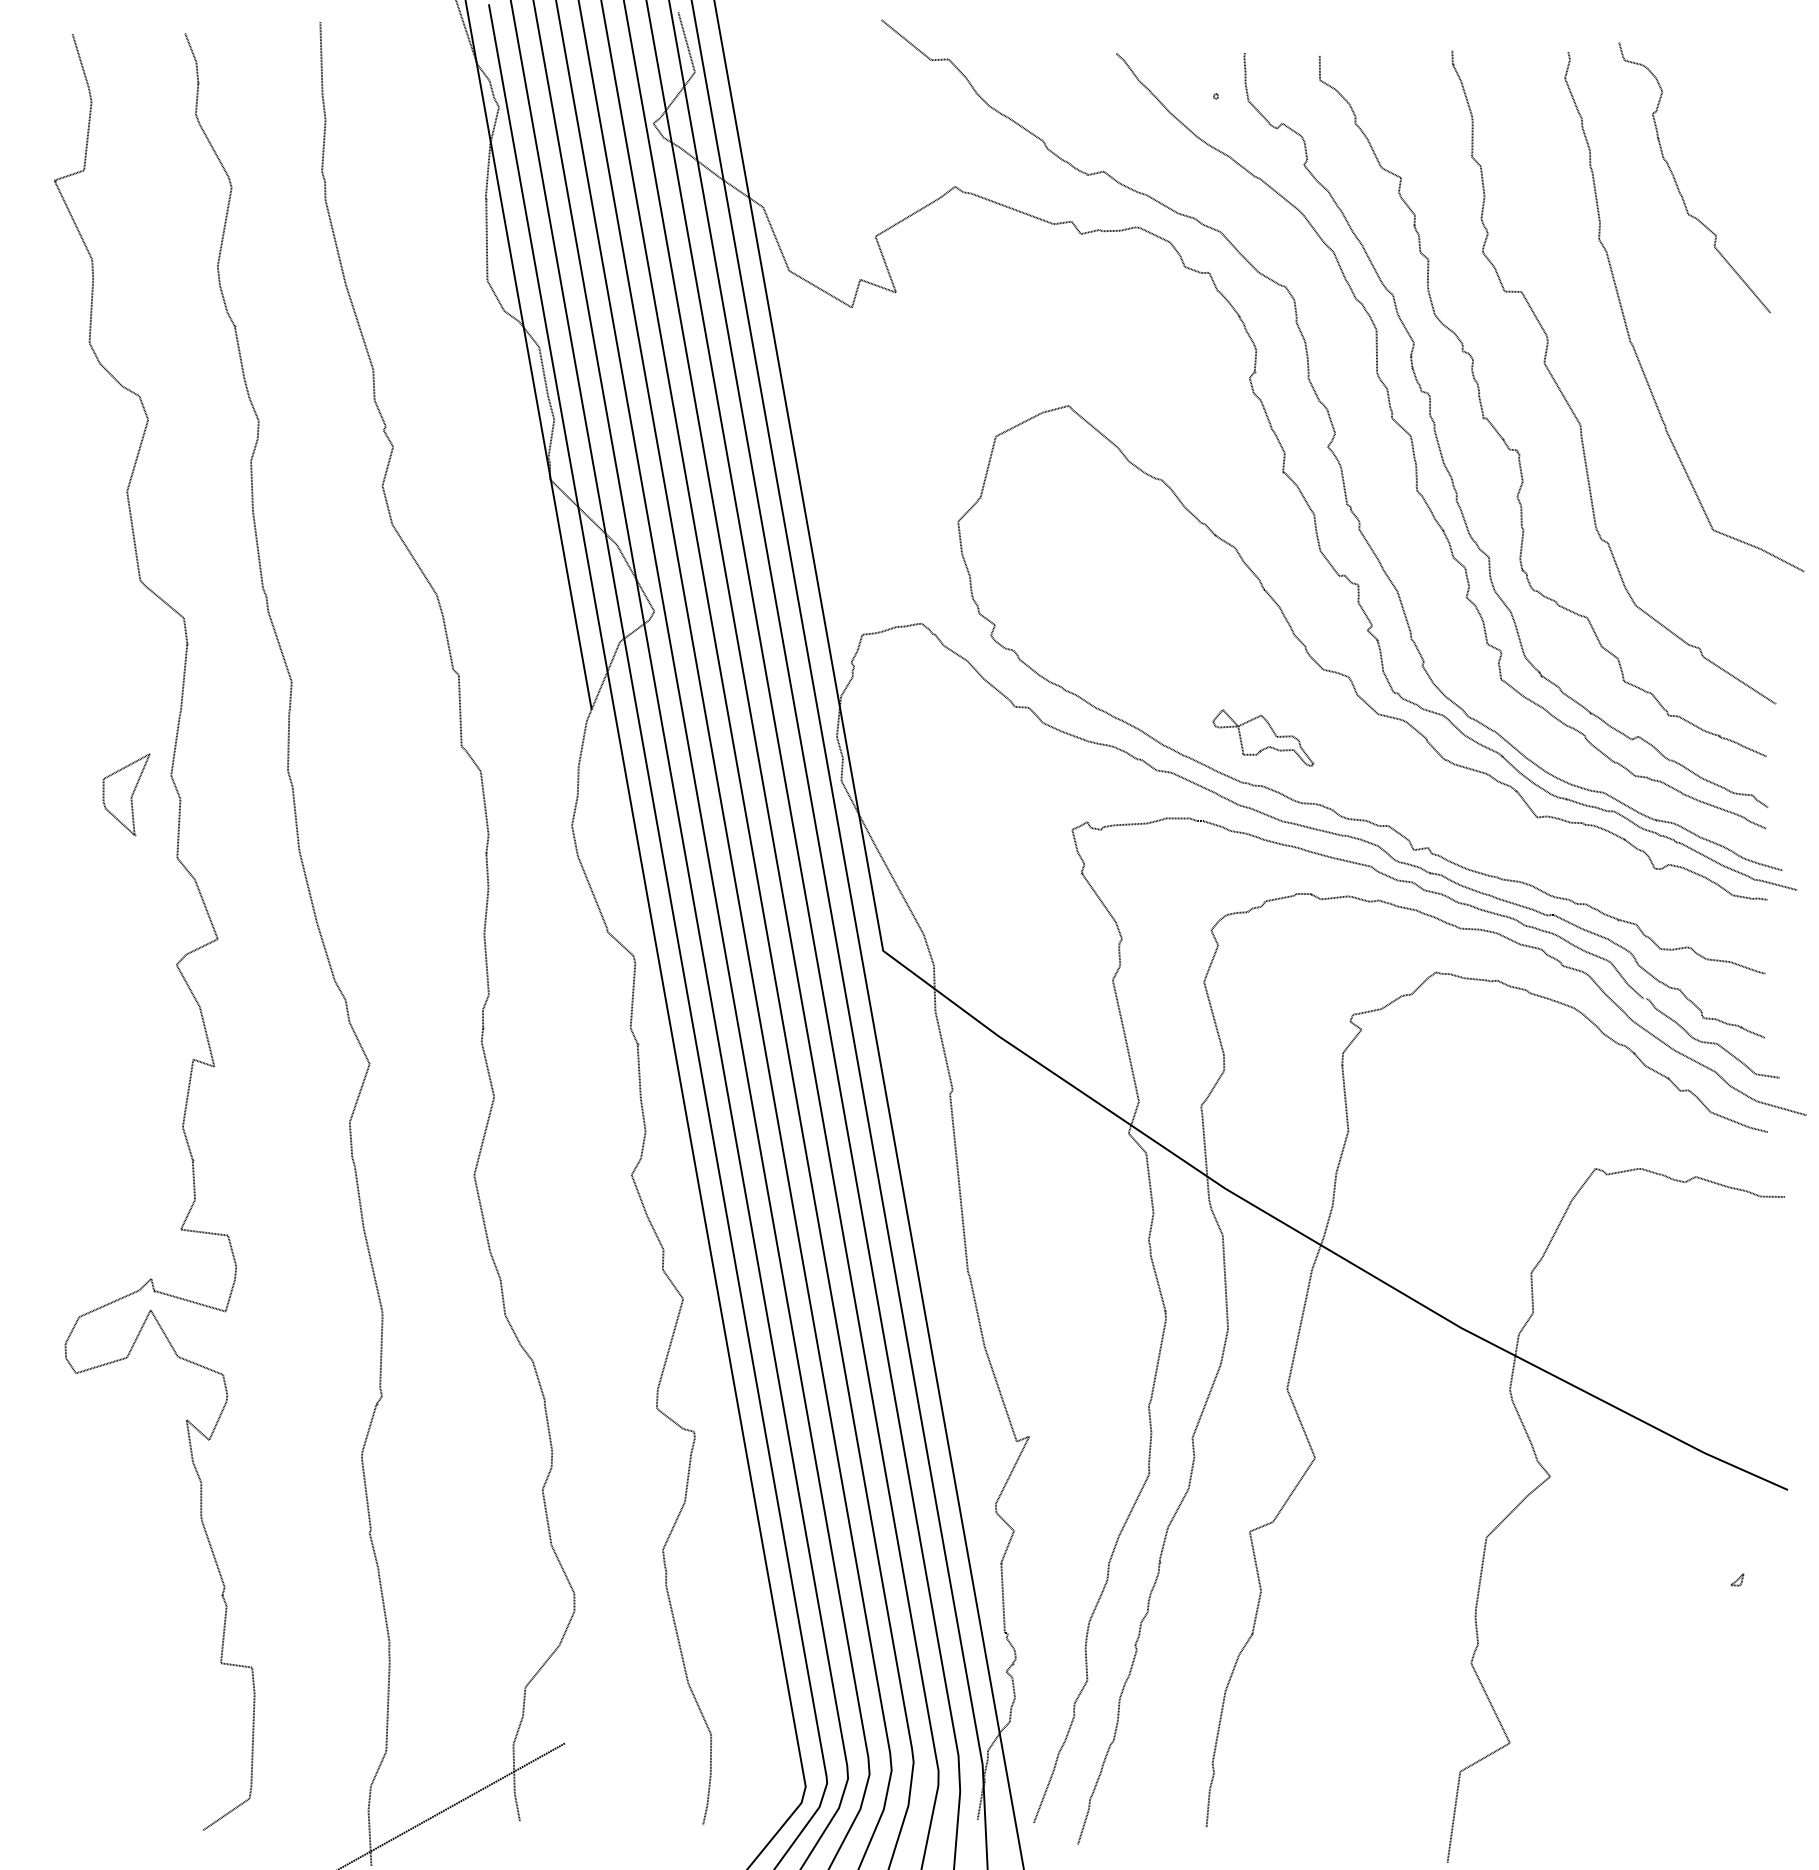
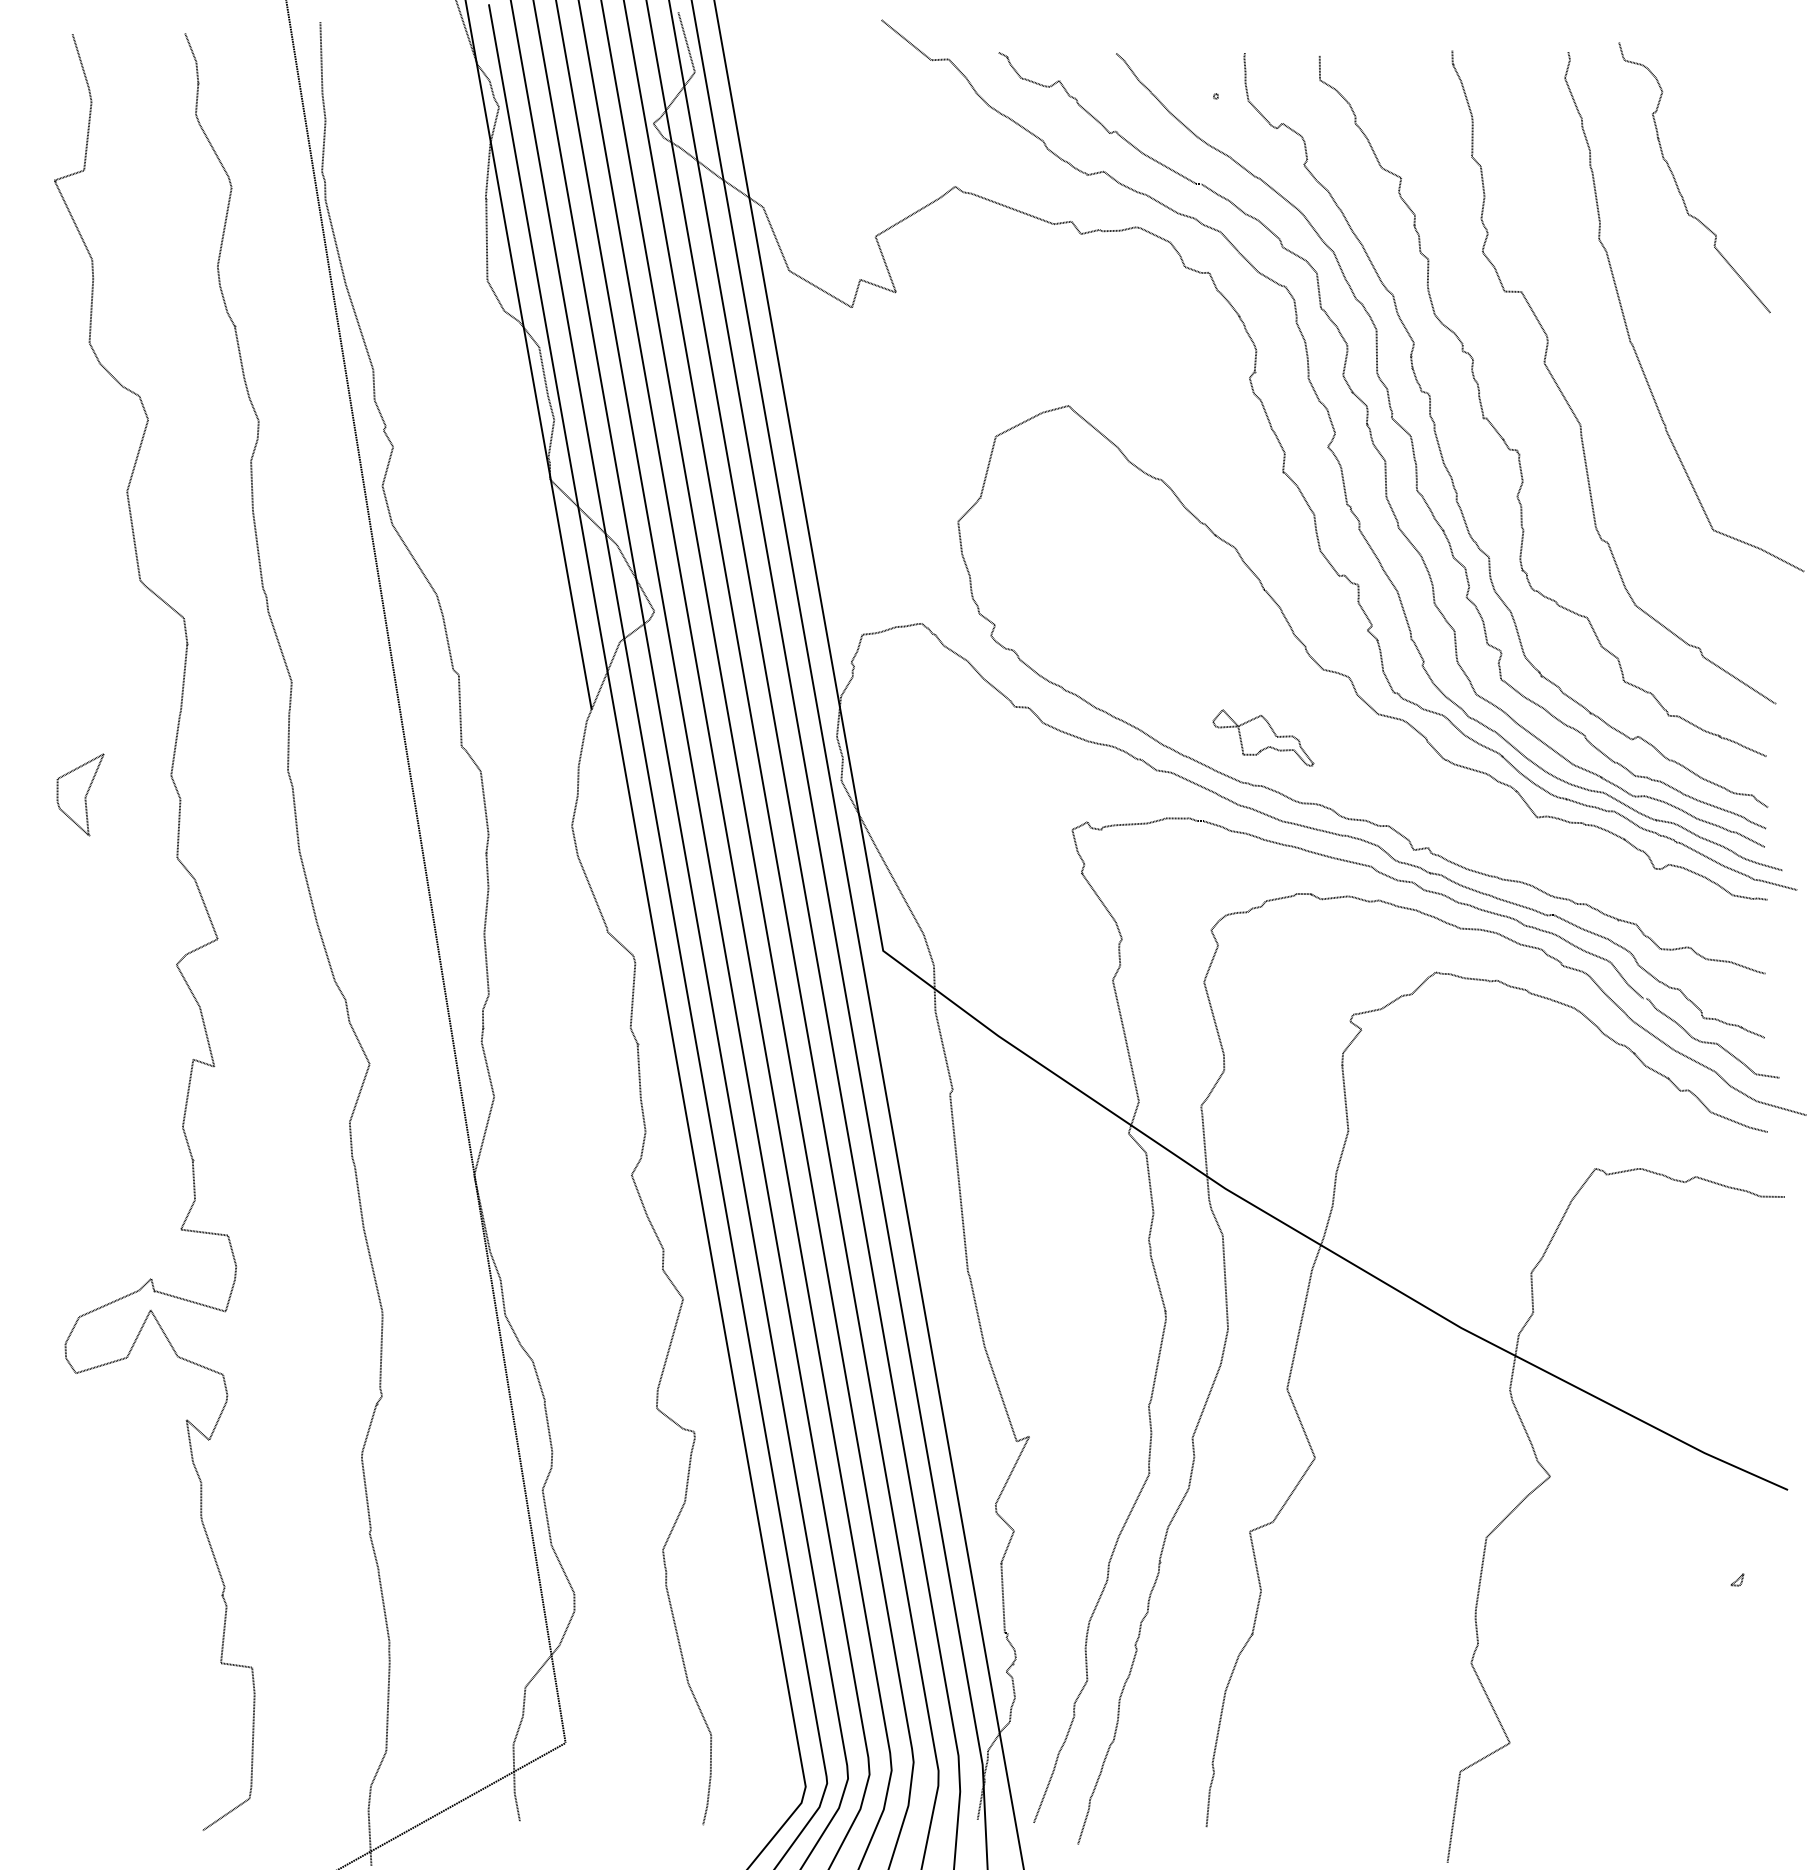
curve: none -> present (1379, 451)
part position: (126, 794) -> (80, 794) (80, 794)
line: none -> present (425, 872)
